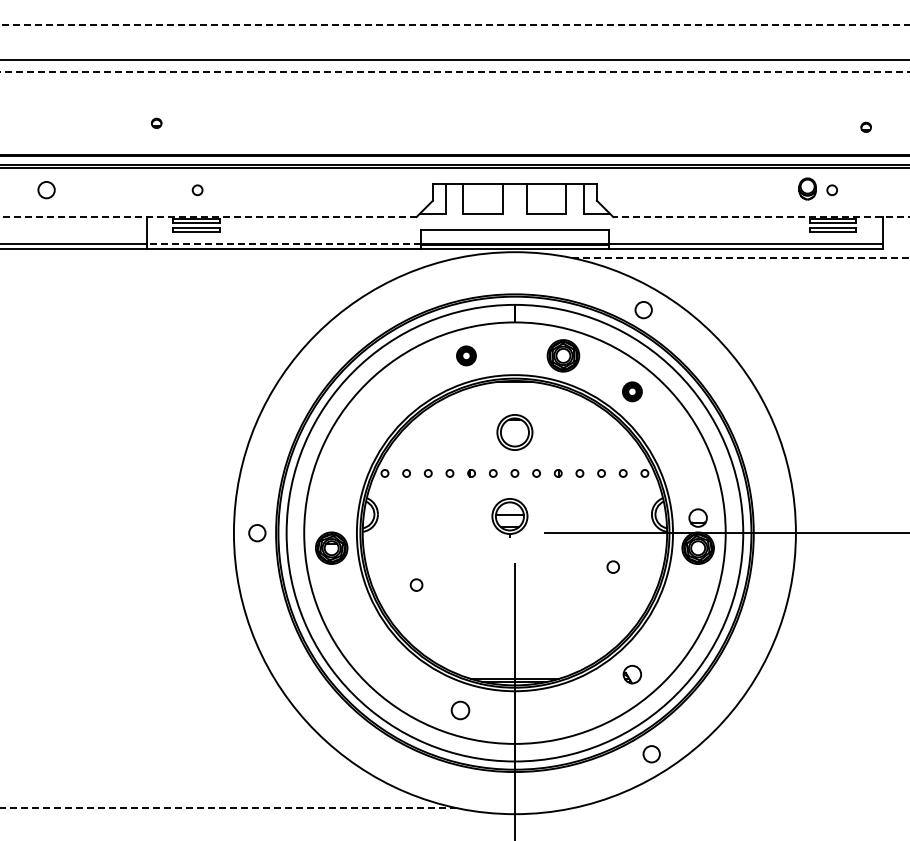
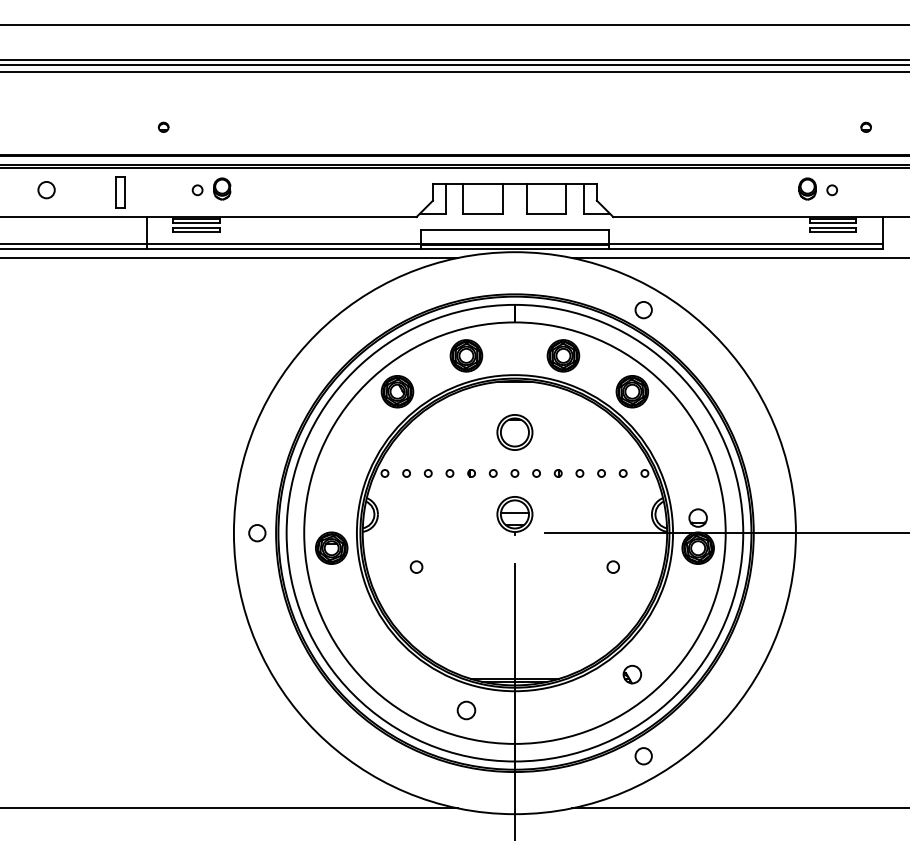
line: dashed -> solid (454, 25)
line: none -> present (454, 64)
line: dashed -> solid (455, 71)
part position: (156, 122) -> (163, 126) (163, 126)
part: none -> present (222, 188)
part: none -> present (120, 192)
line: dashed -> solid (208, 217)
line: dashed -> solid (761, 217)
line: dashed -> solid (283, 244)
line: none -> present (229, 258)
line: dashed -> solid (740, 258)
part size: 21x22 px -> 35x34 px (466, 355)
part: none -> present (397, 391)
part size: 21x22 px -> 35x34 px (632, 391)
part position: (509, 517) -> (514, 515) (514, 515)
circle position: (416, 584) -> (416, 566) (416, 566)
circle position: (460, 710) -> (466, 710) (466, 710)
circle position: (651, 754) -> (643, 756) (643, 756)
line: dashed -> solid (228, 808)
line: none -> present (739, 808)
